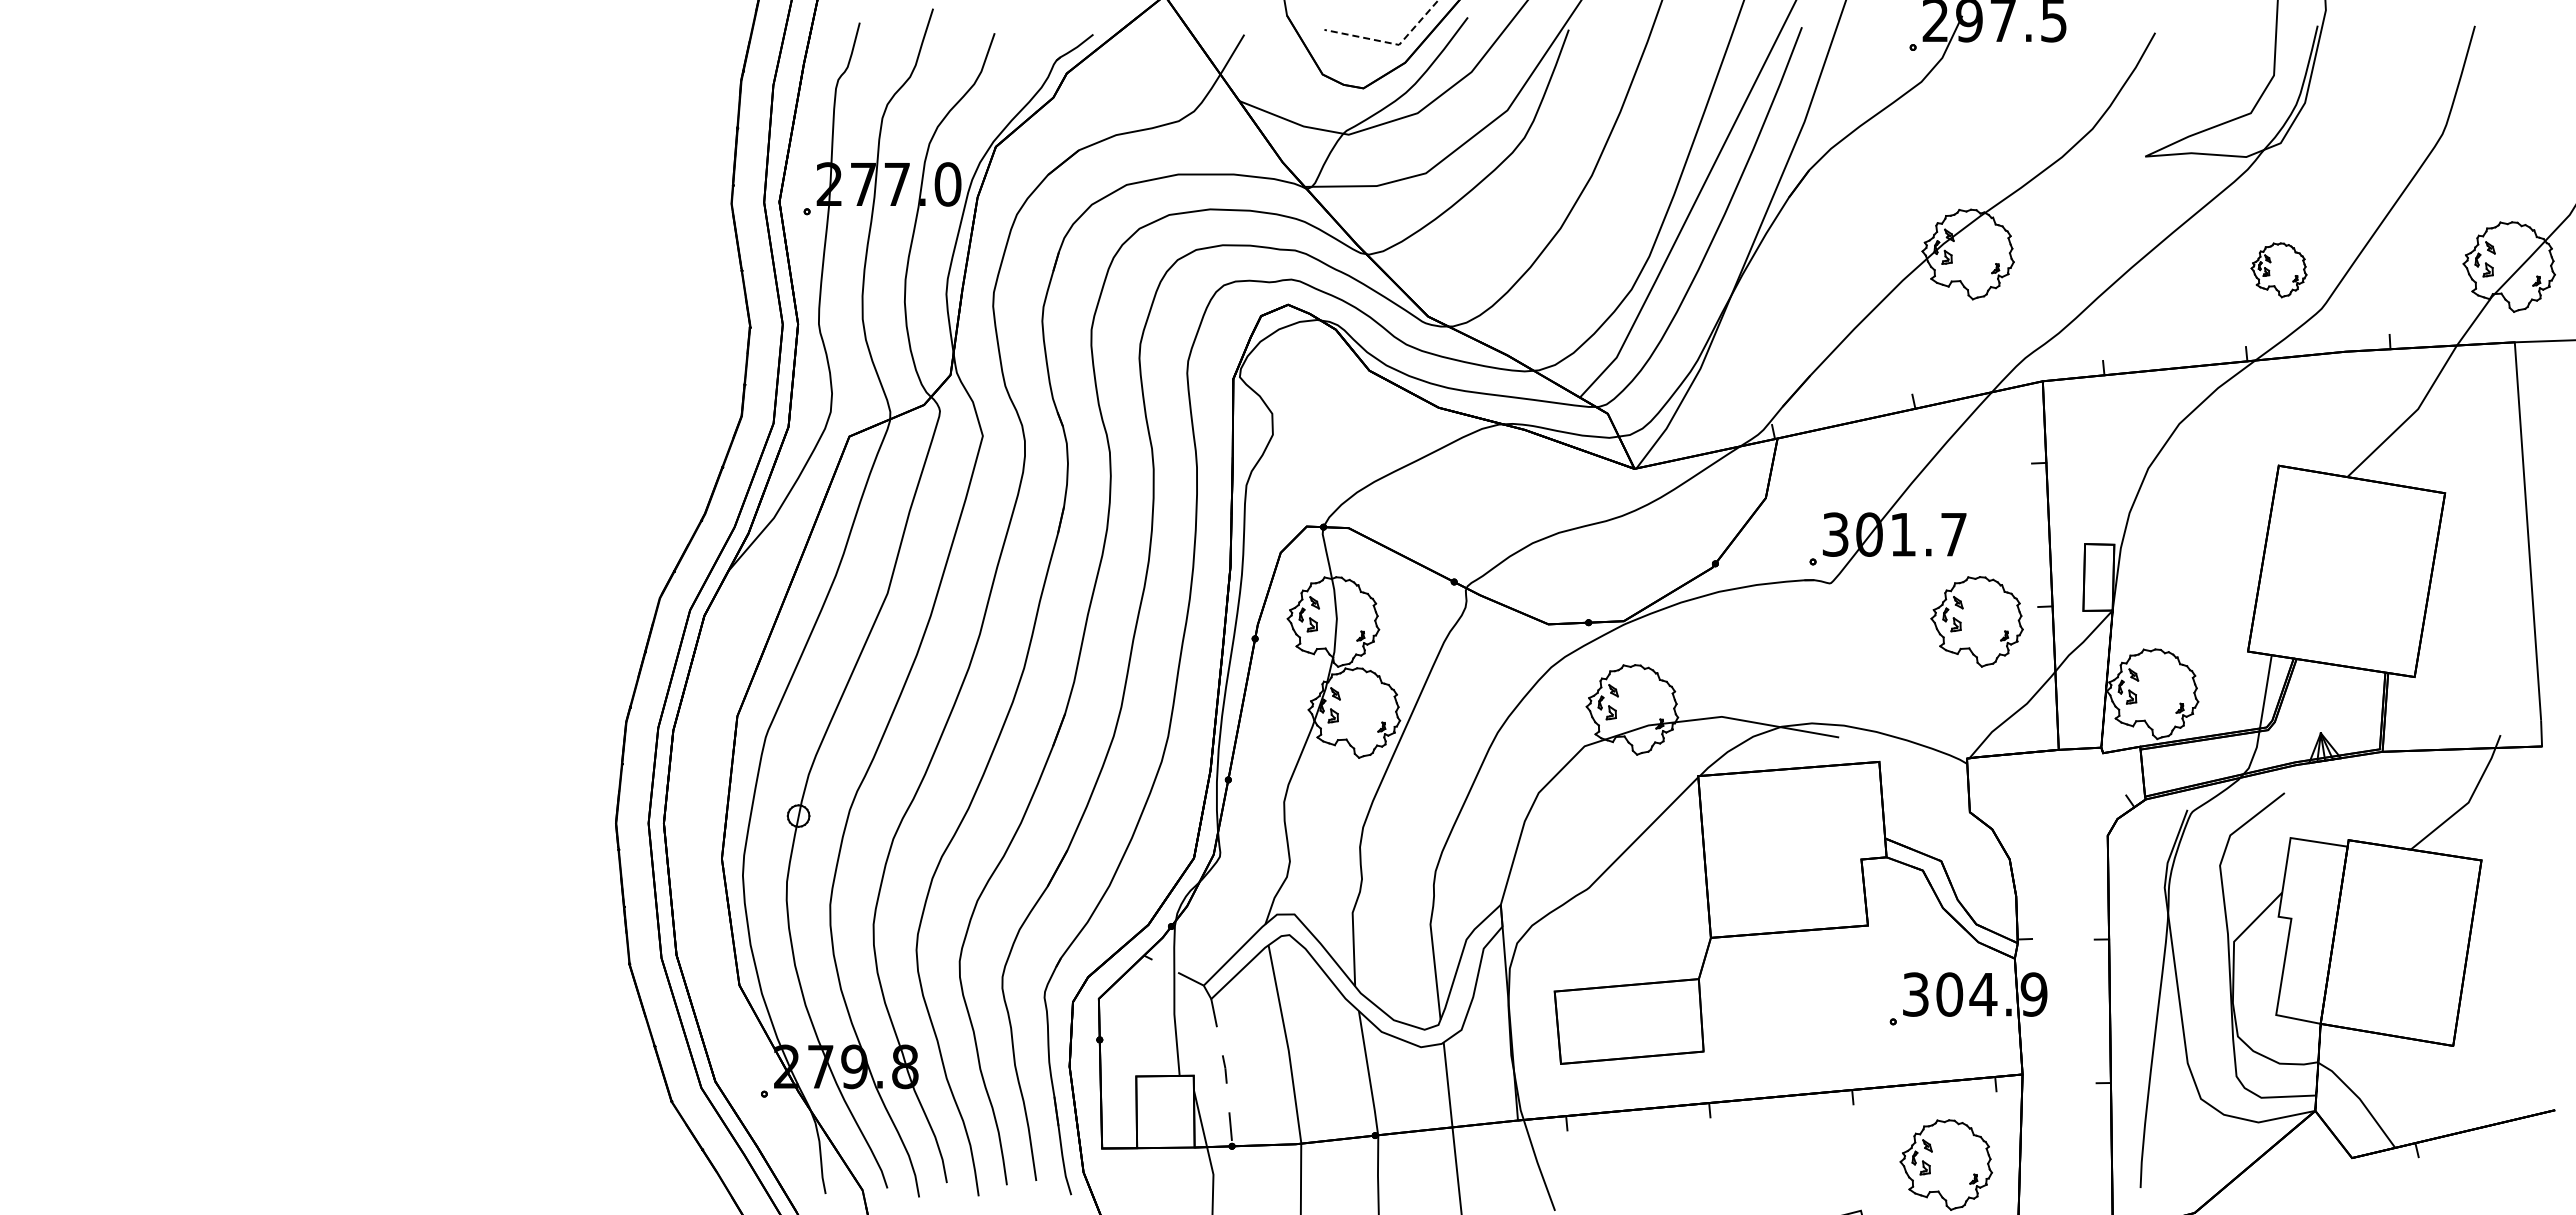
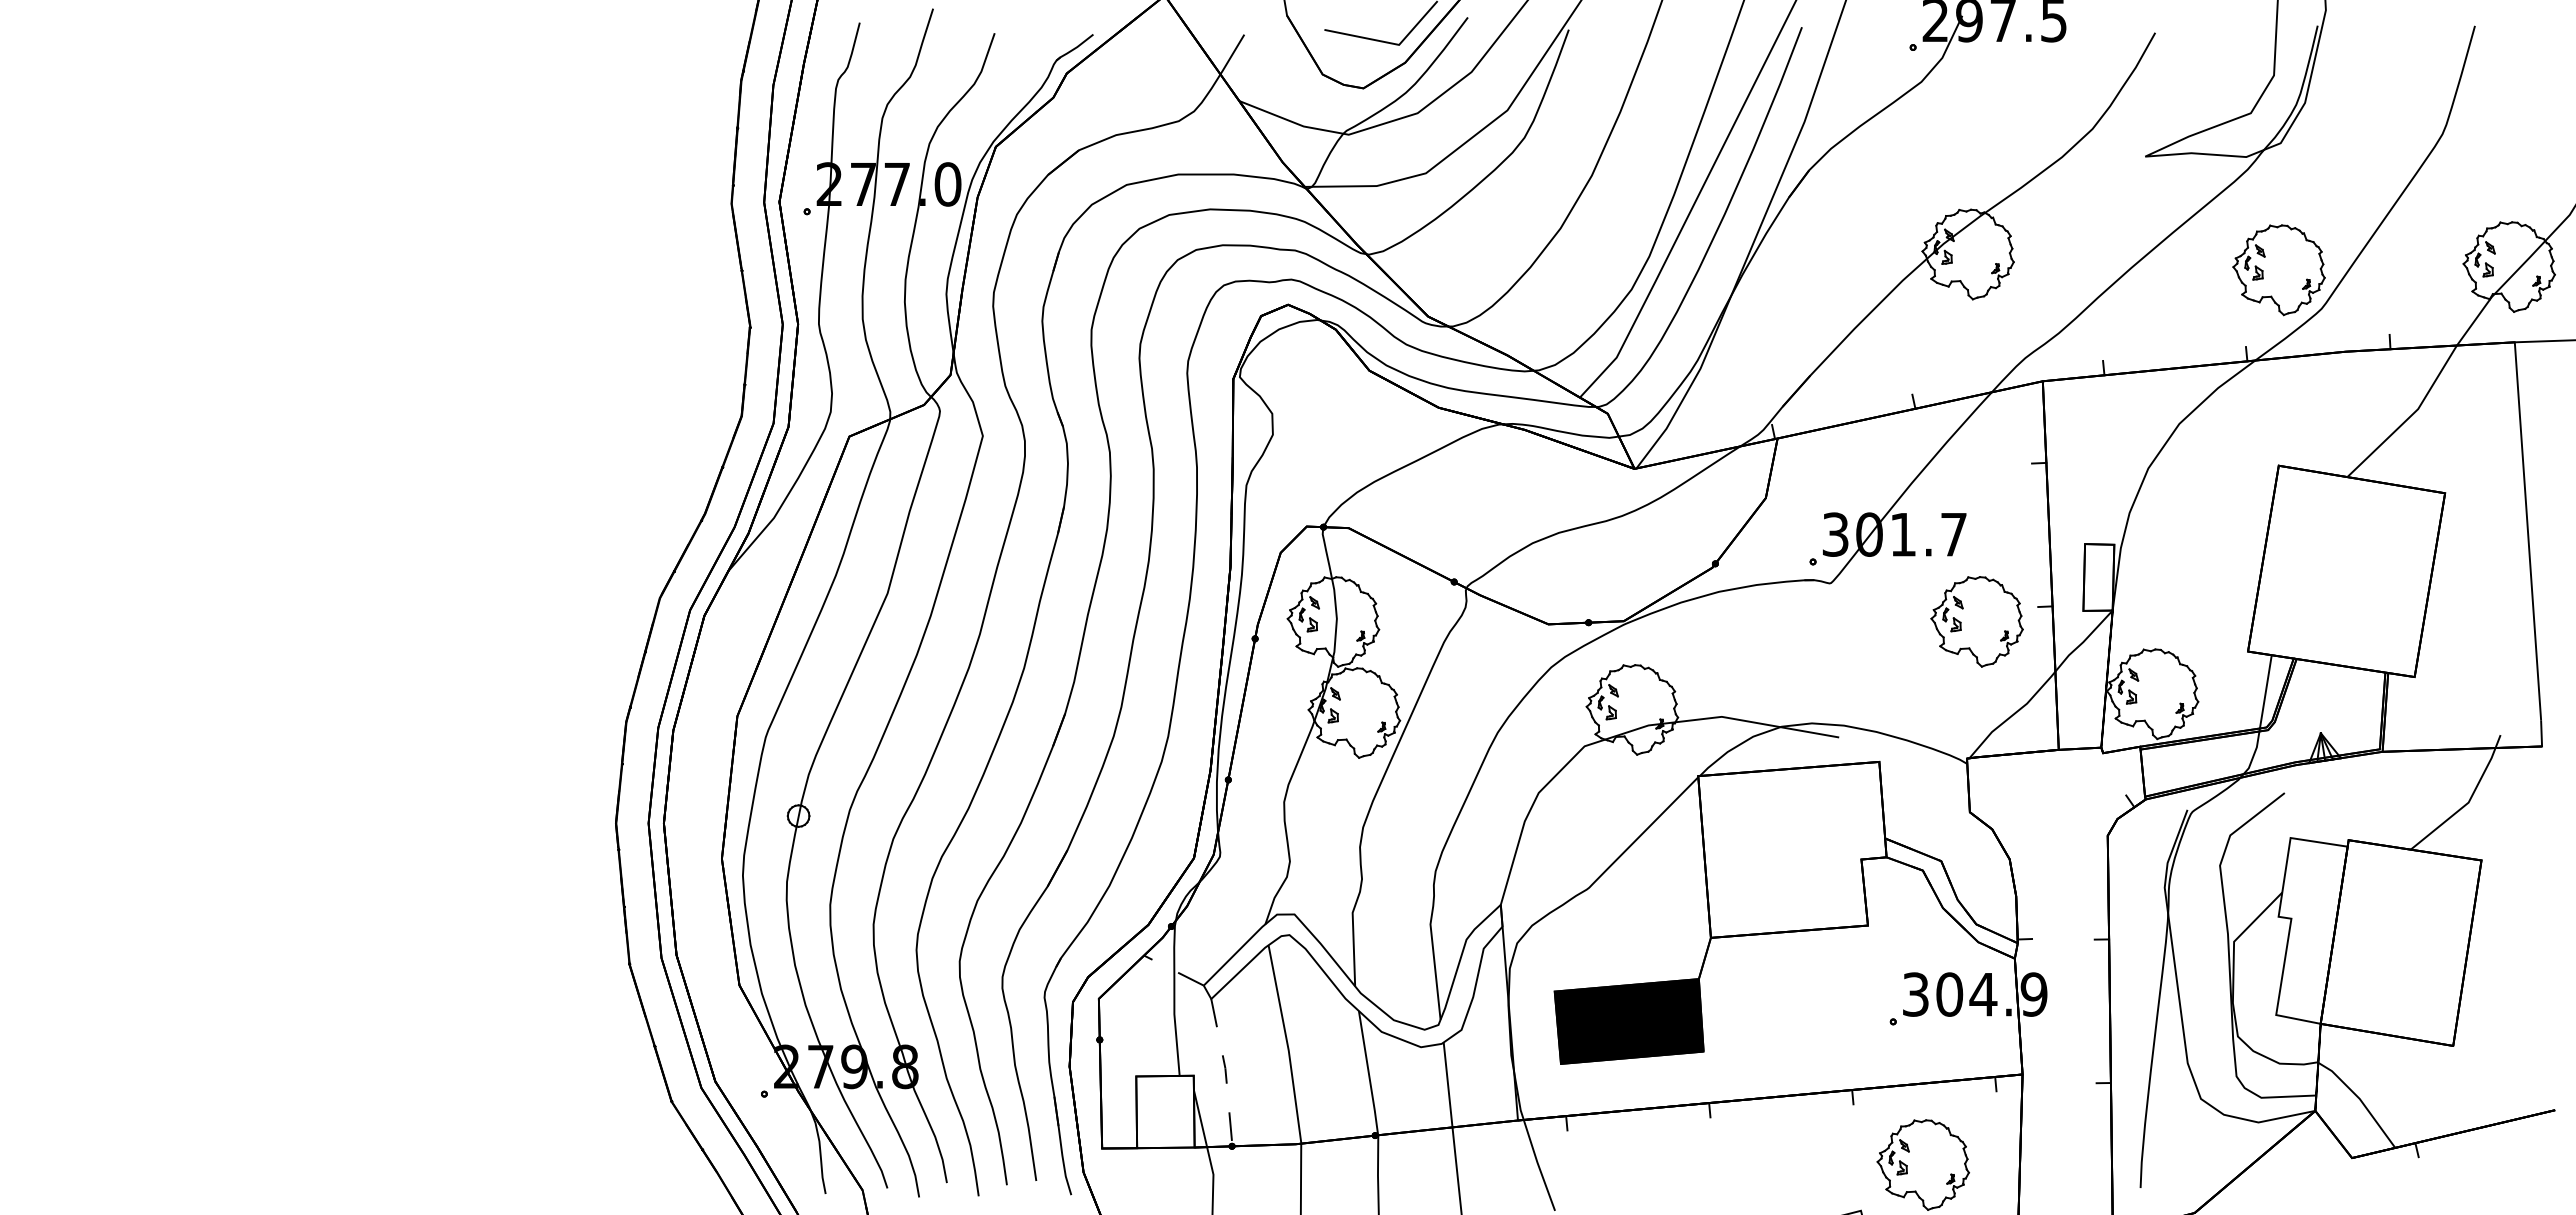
line: dashed -> solid (1390, 43)
part size: 58x57 px -> 94x93 px (2278, 270)
fill: none -> present (1628, 1021)
part position: (1945, 1164) -> (1922, 1164) (1922, 1164)
